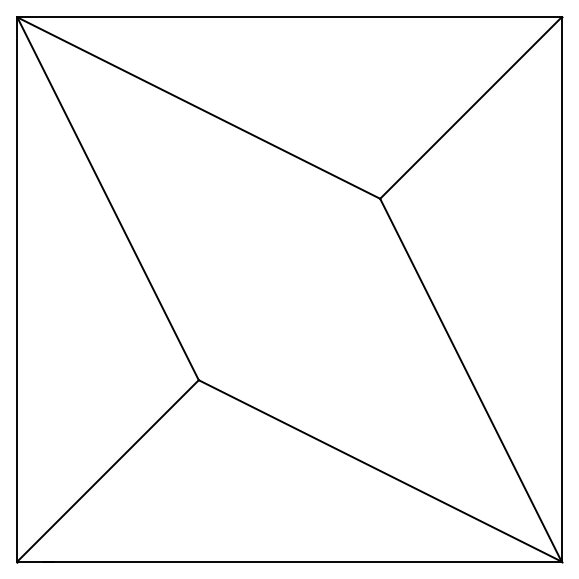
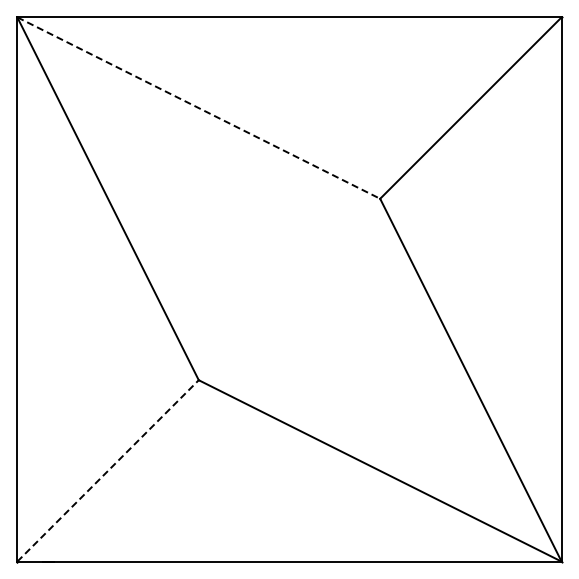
line: solid -> dashed (198, 108)
line: solid -> dashed (108, 470)
